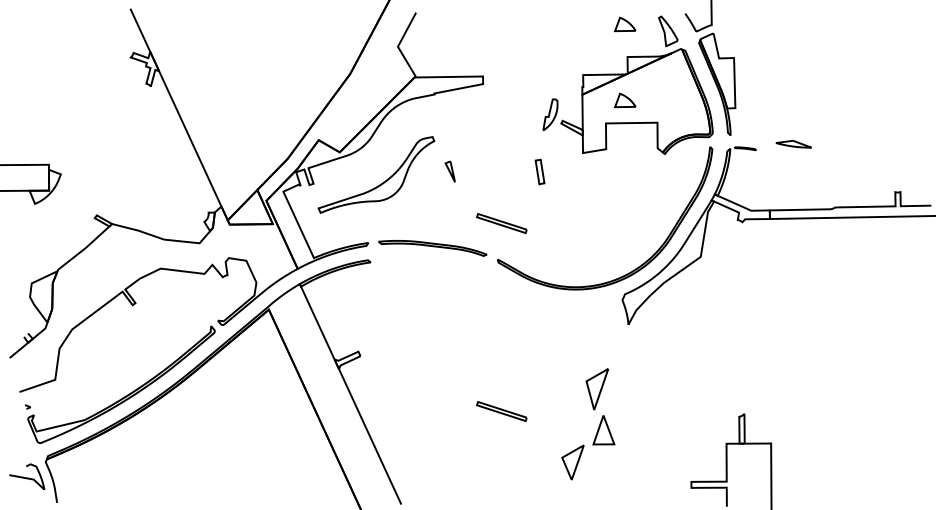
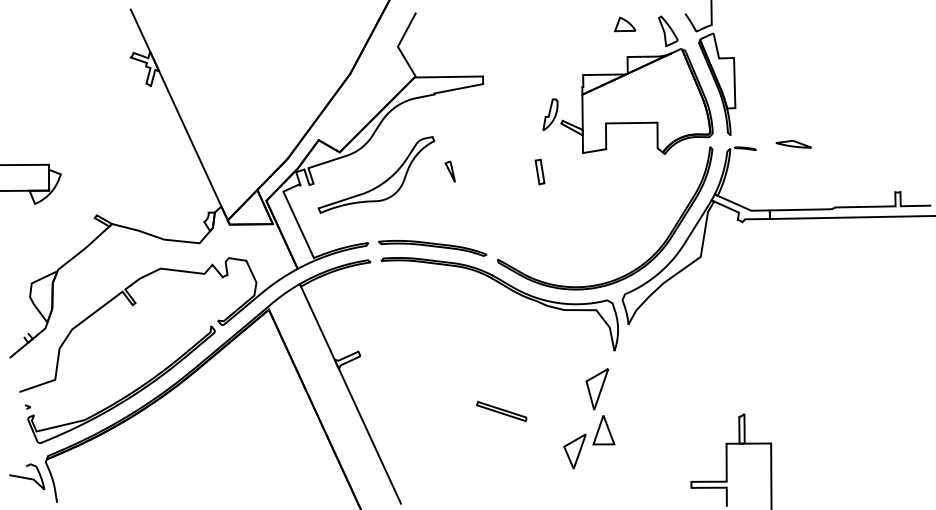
part: present -> none (625, 100)
part: present -> none (501, 223)
part: none -> present (506, 288)
part position: (572, 462) -> (574, 451) (574, 451)
